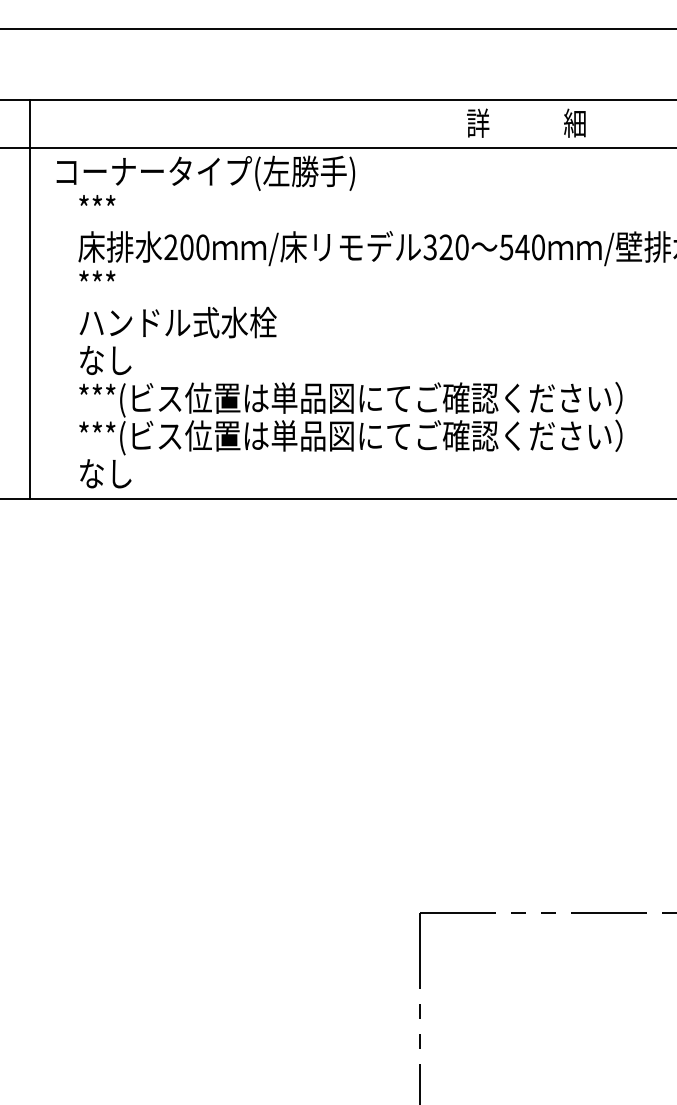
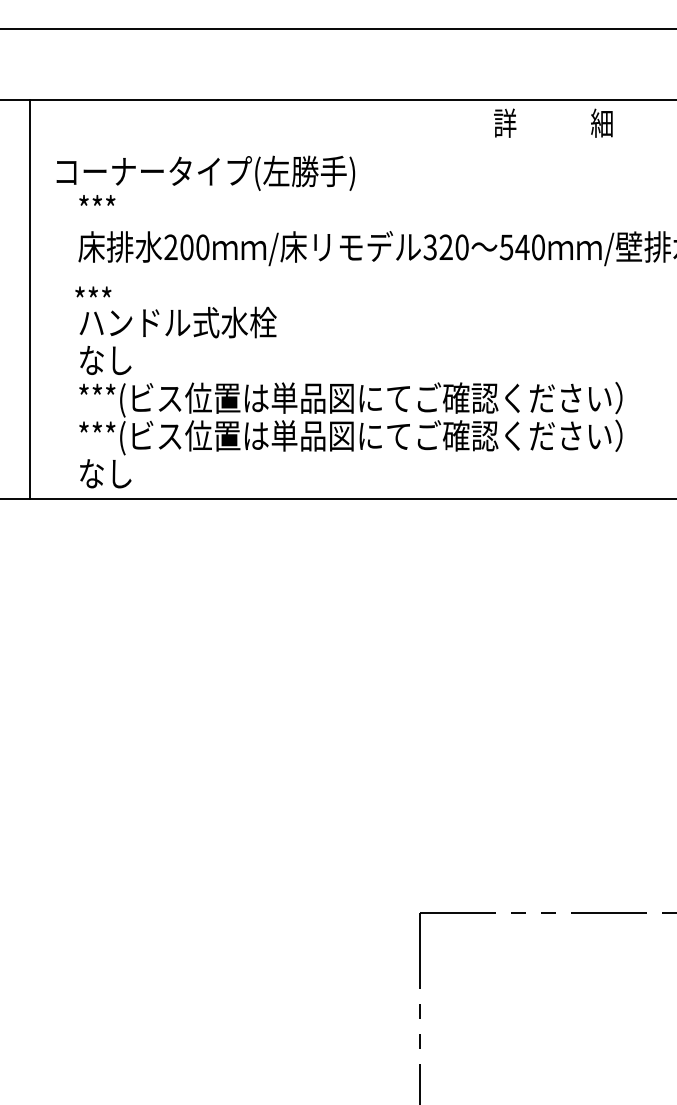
text position: (526, 122) -> (553, 122) (553, 122)
line: present -> none (337, 147)
text position: (97, 275) -> (93, 291) (93, 291)
